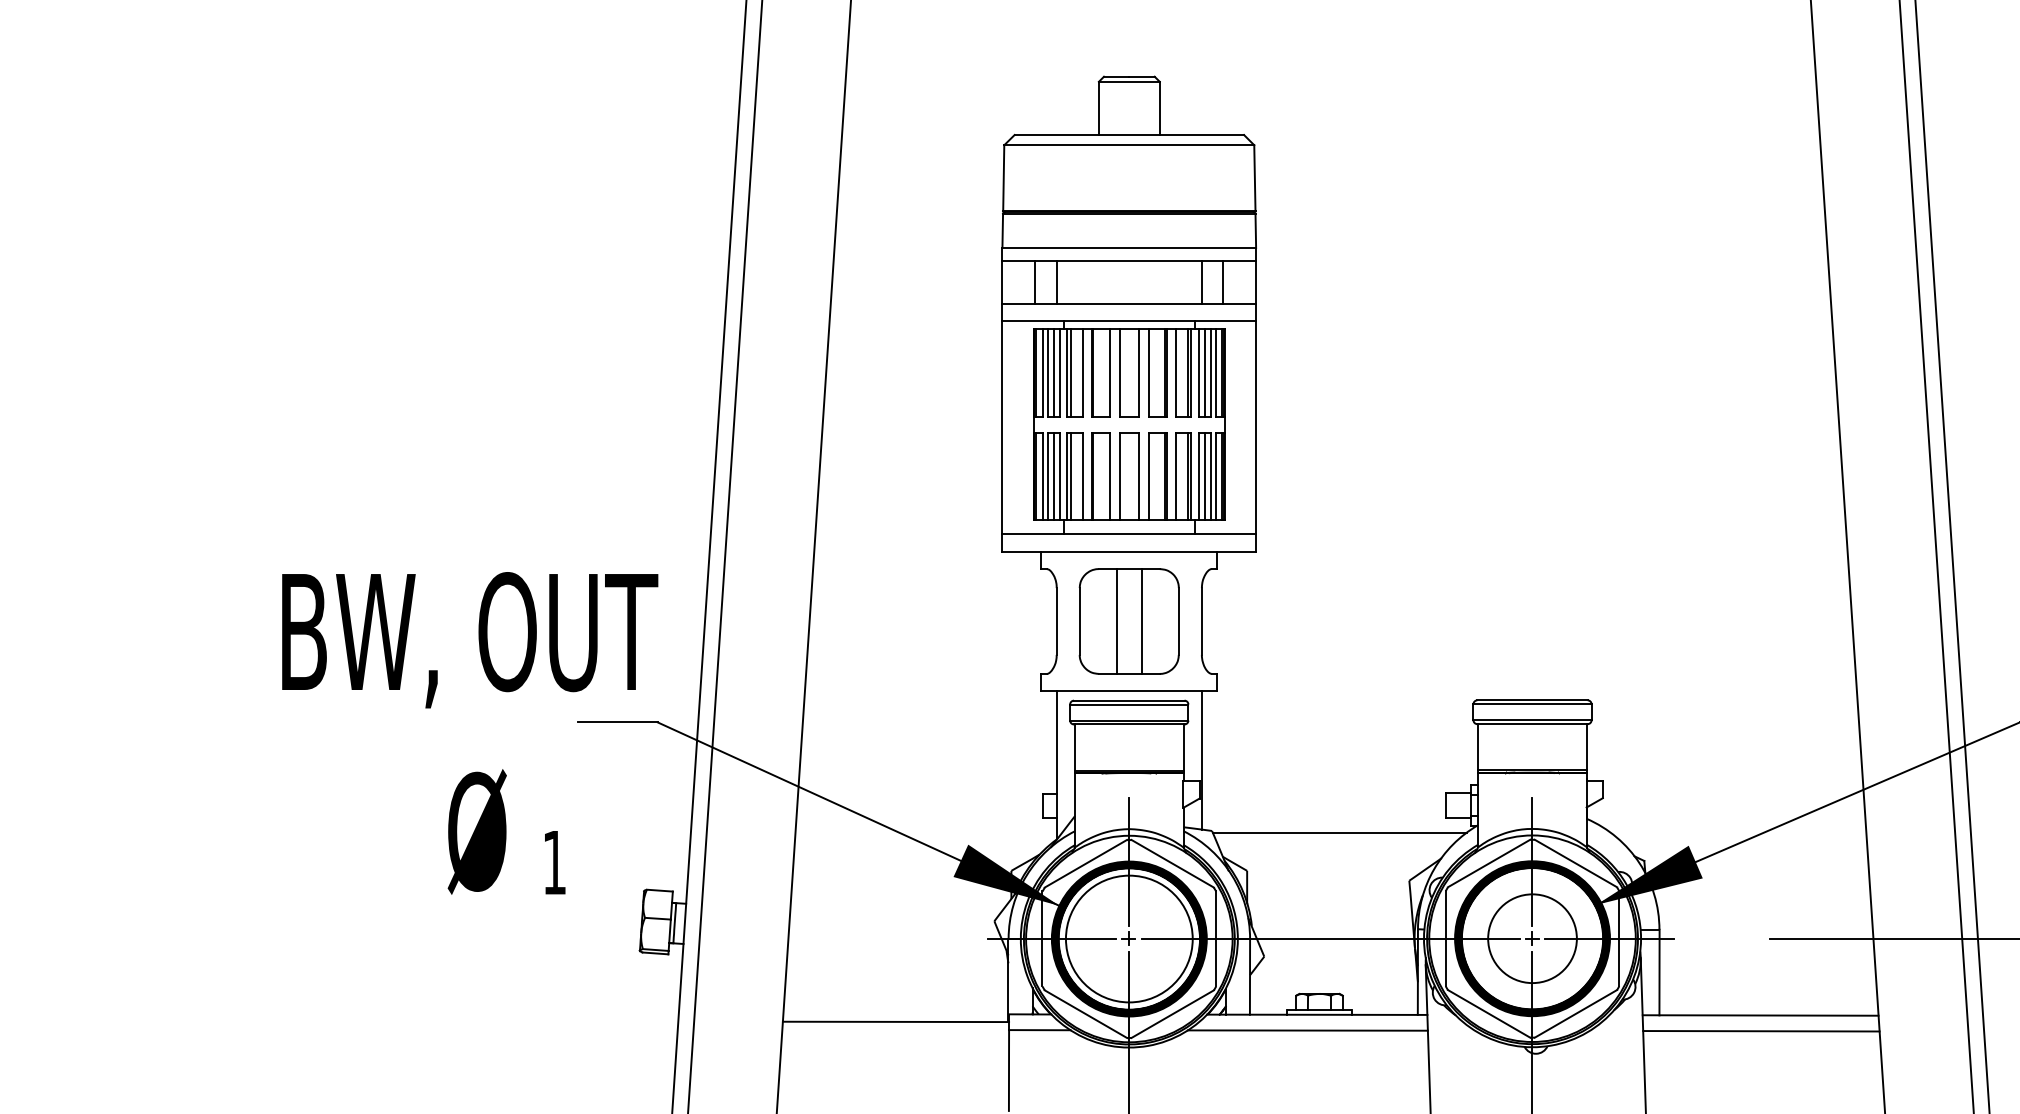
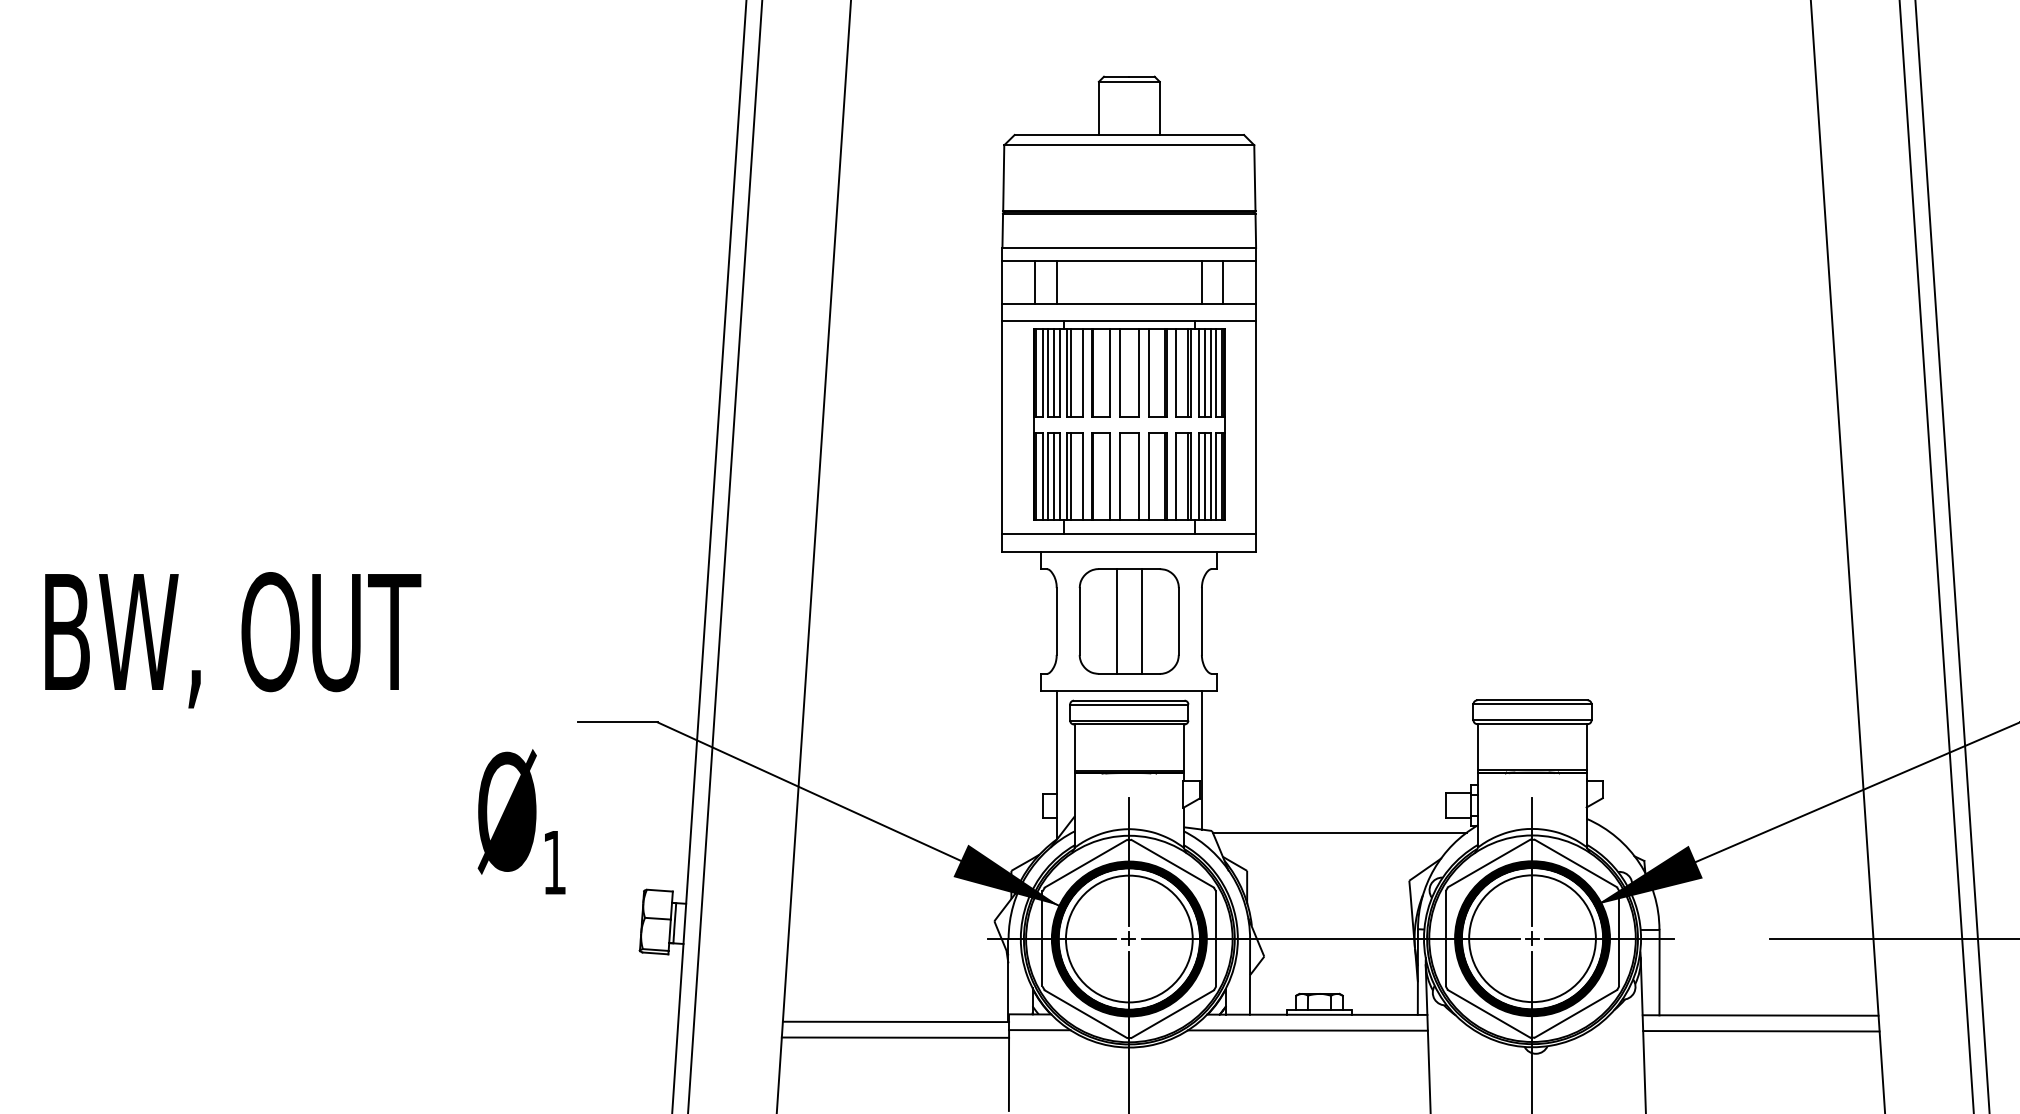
text position: (470, 640) -> (233, 640) (233, 640)
text position: (476, 831) -> (506, 811) (506, 811)
circle diameter: 89 px -> 127 px (1532, 938)
line: none -> present (895, 1037)
